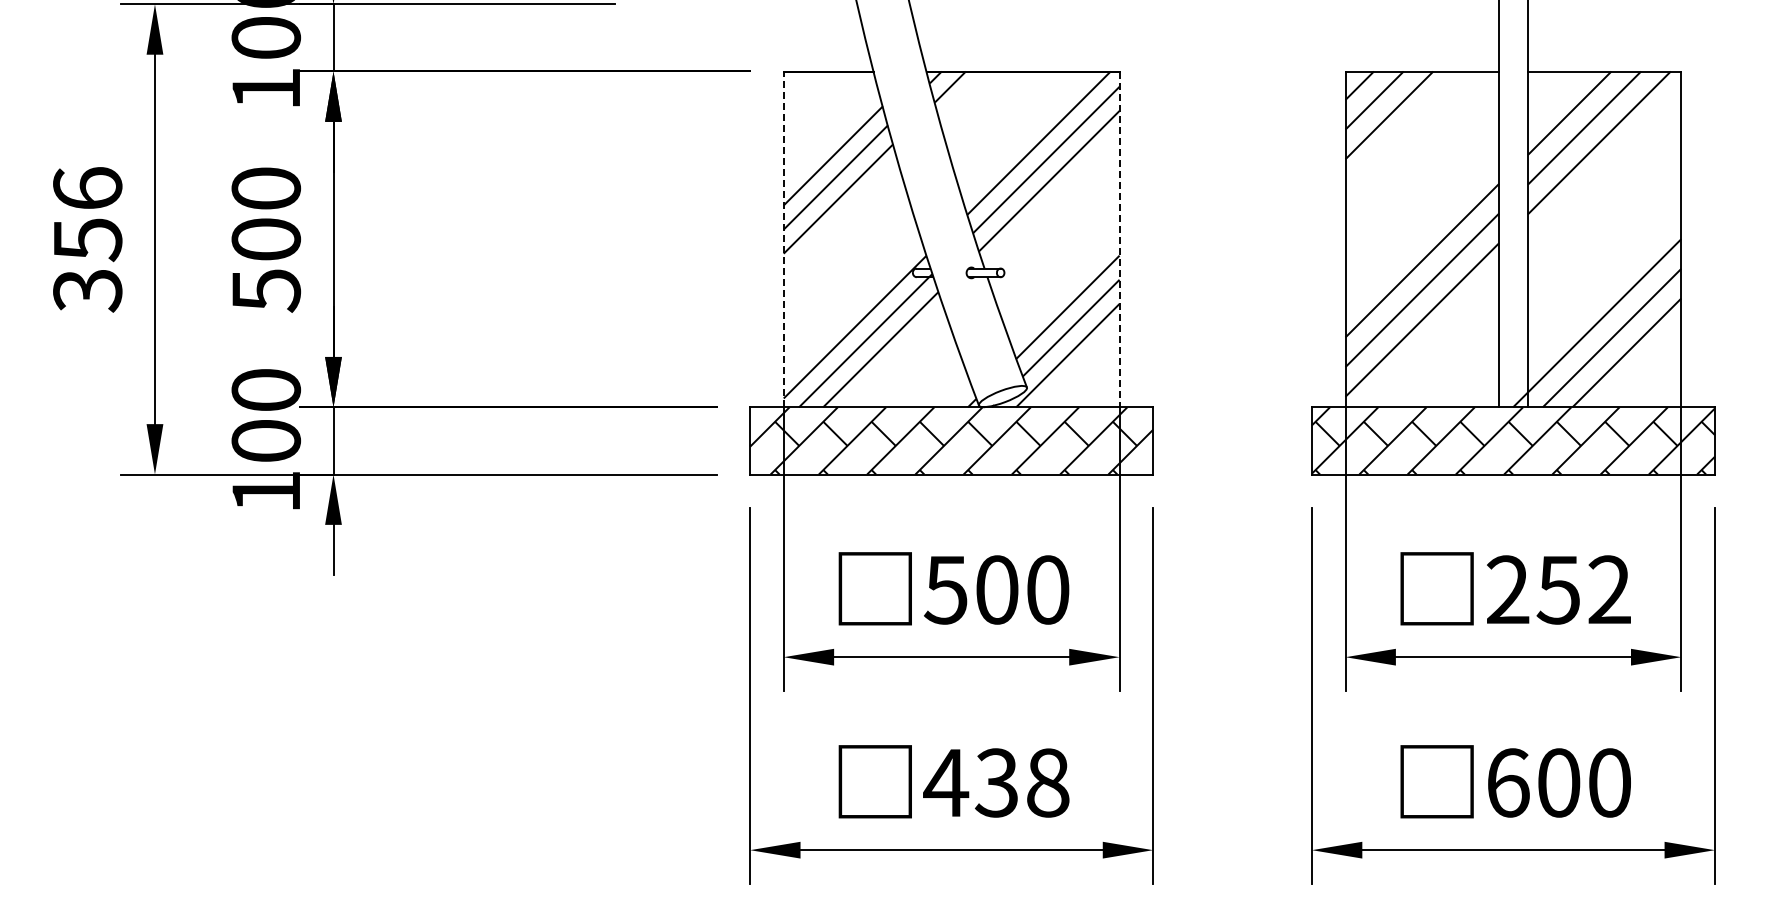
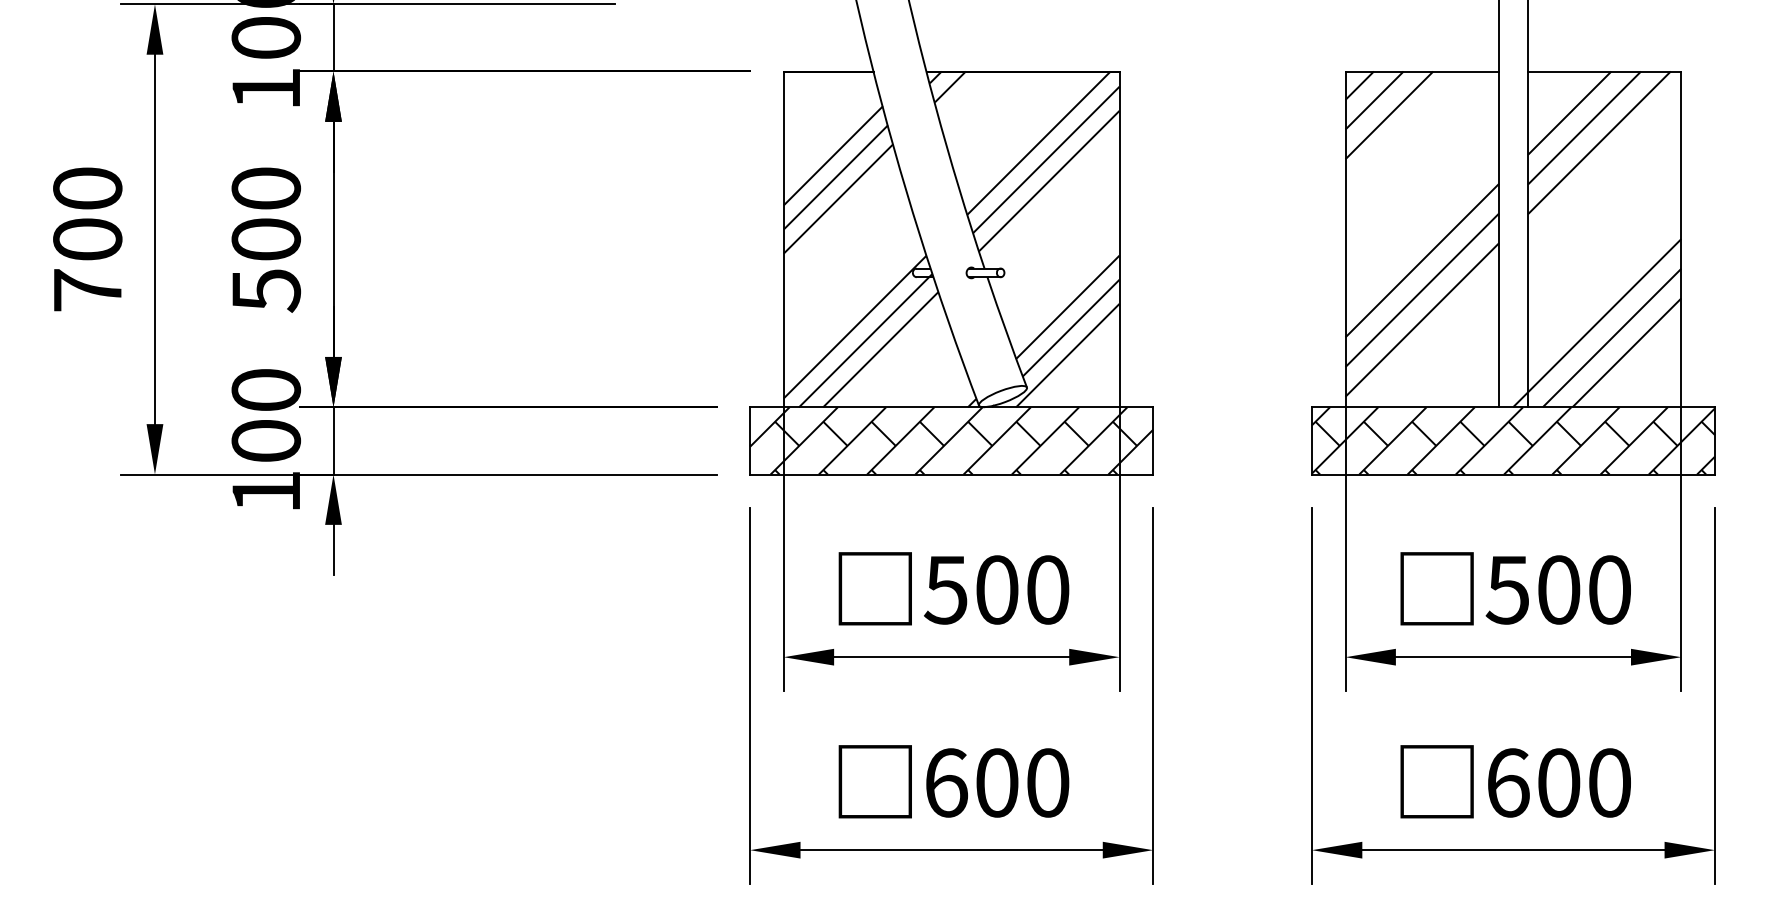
text: 356 -> 700 (87, 239)
line: dashed -> solid (783, 239)
line: dashed -> solid (1119, 239)
text: 252 -> 500 (1557, 589)
text: 438 -> 600 (996, 782)
